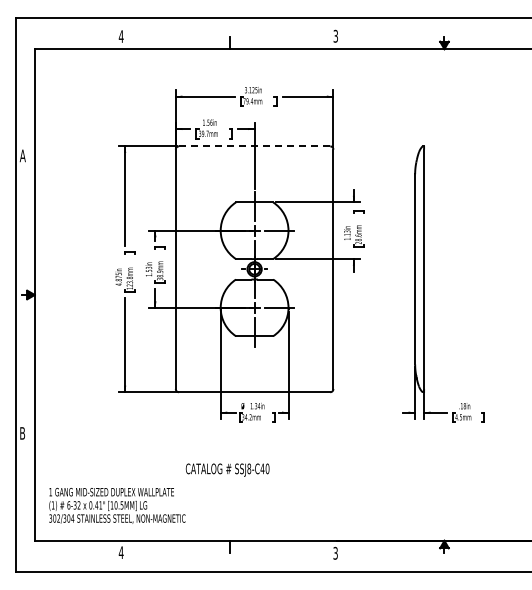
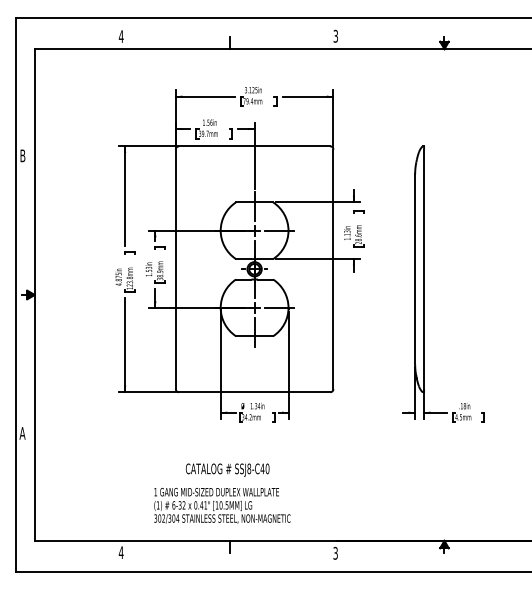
line: dashed -> solid (254, 146)
text: A -> B (22, 155)
text: B -> A (22, 433)
text position: (117, 505) -> (222, 505) (222, 505)
